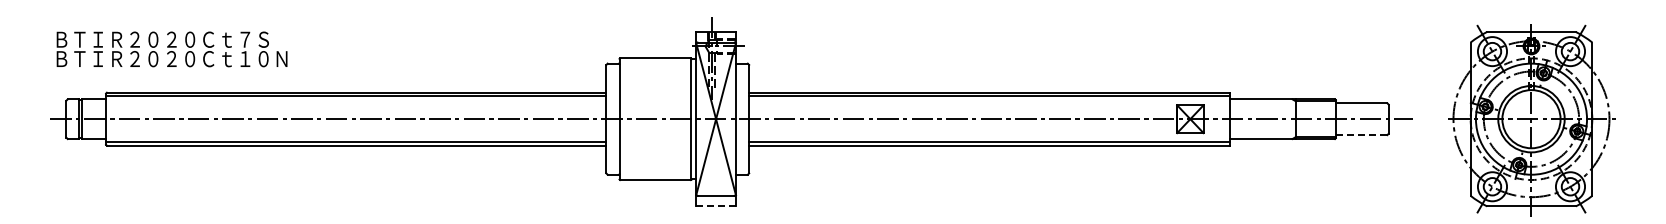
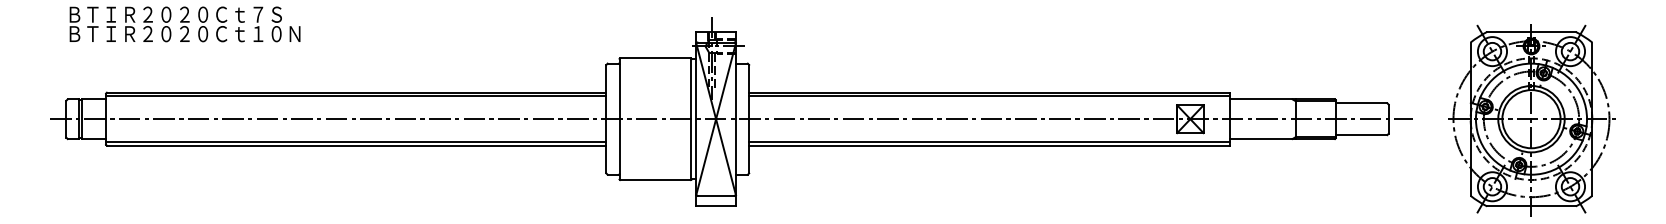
text position: (171, 49) -> (184, 24) (184, 24)
line: dashed -> solid (1361, 135)
line: dashed -> solid (716, 206)
